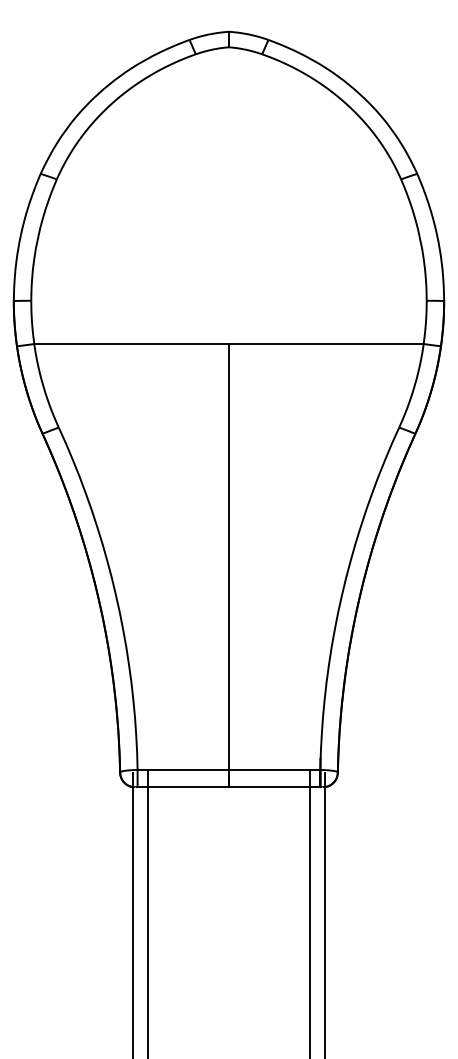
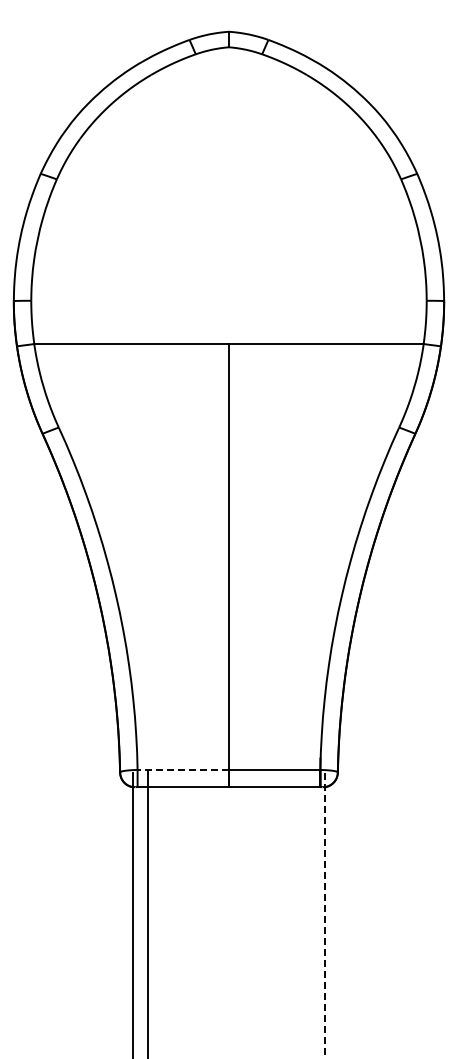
line: solid -> dashed (183, 769)
line: present -> none (310, 913)
line: solid -> dashed (325, 916)
